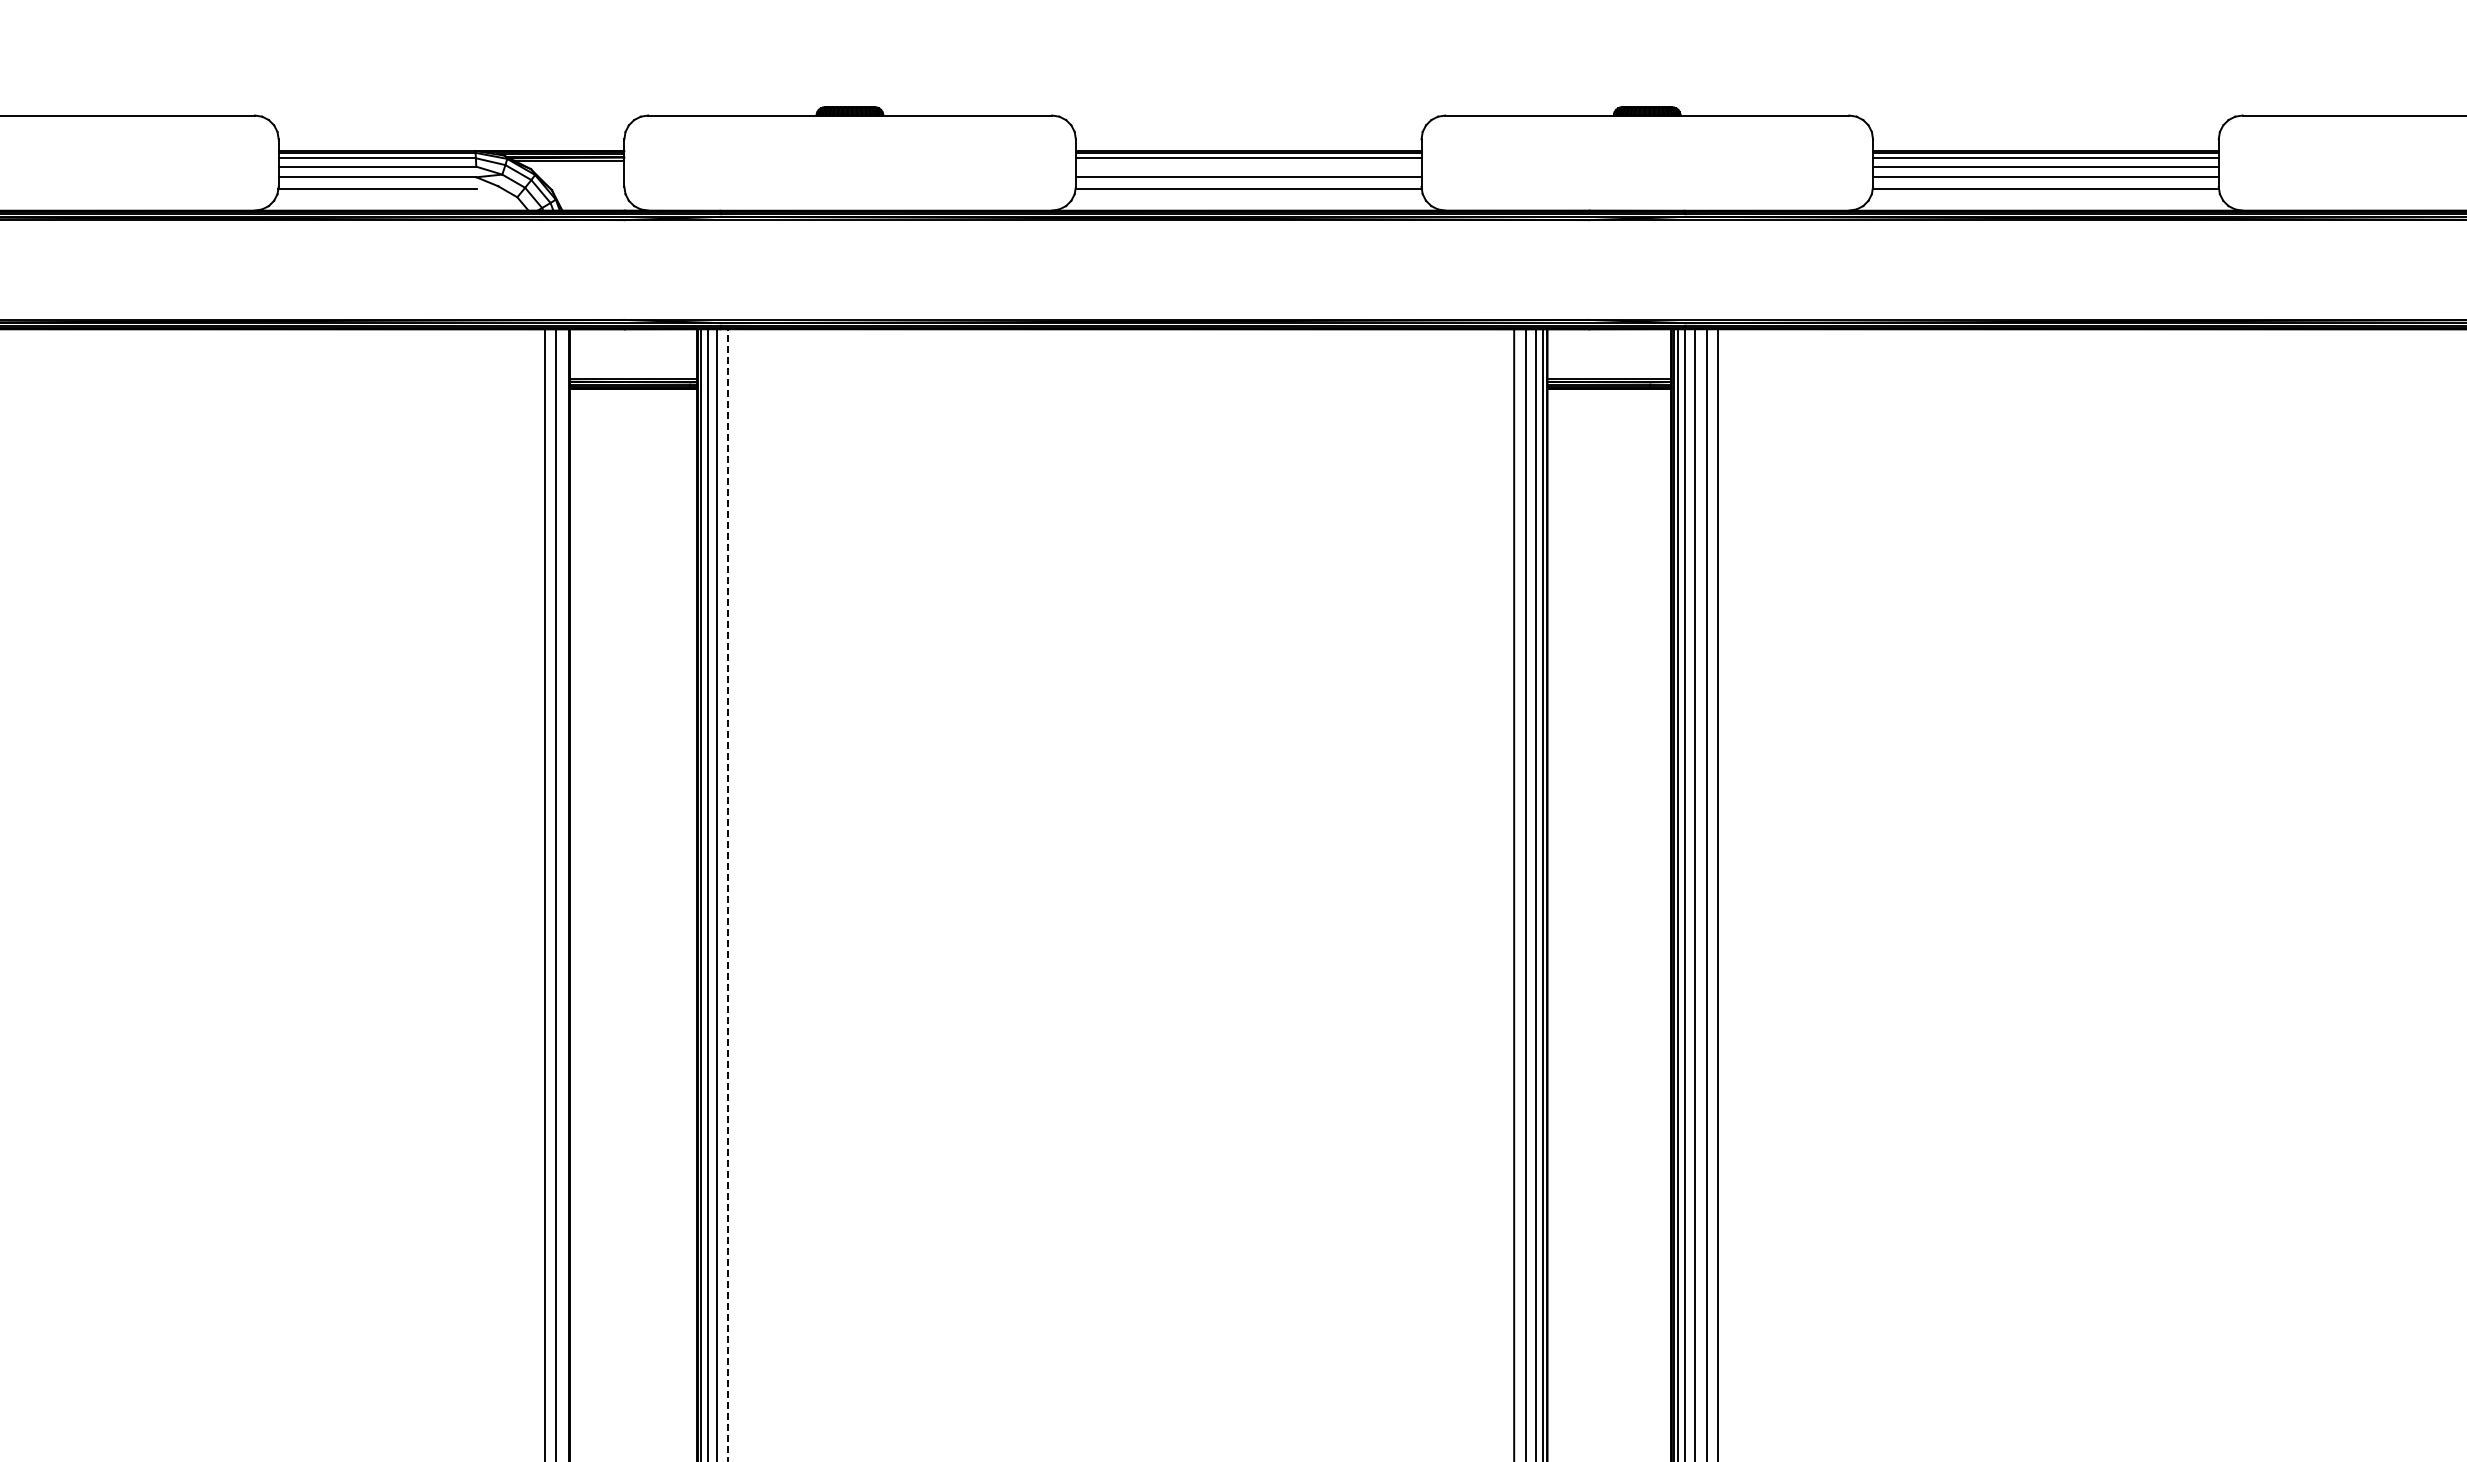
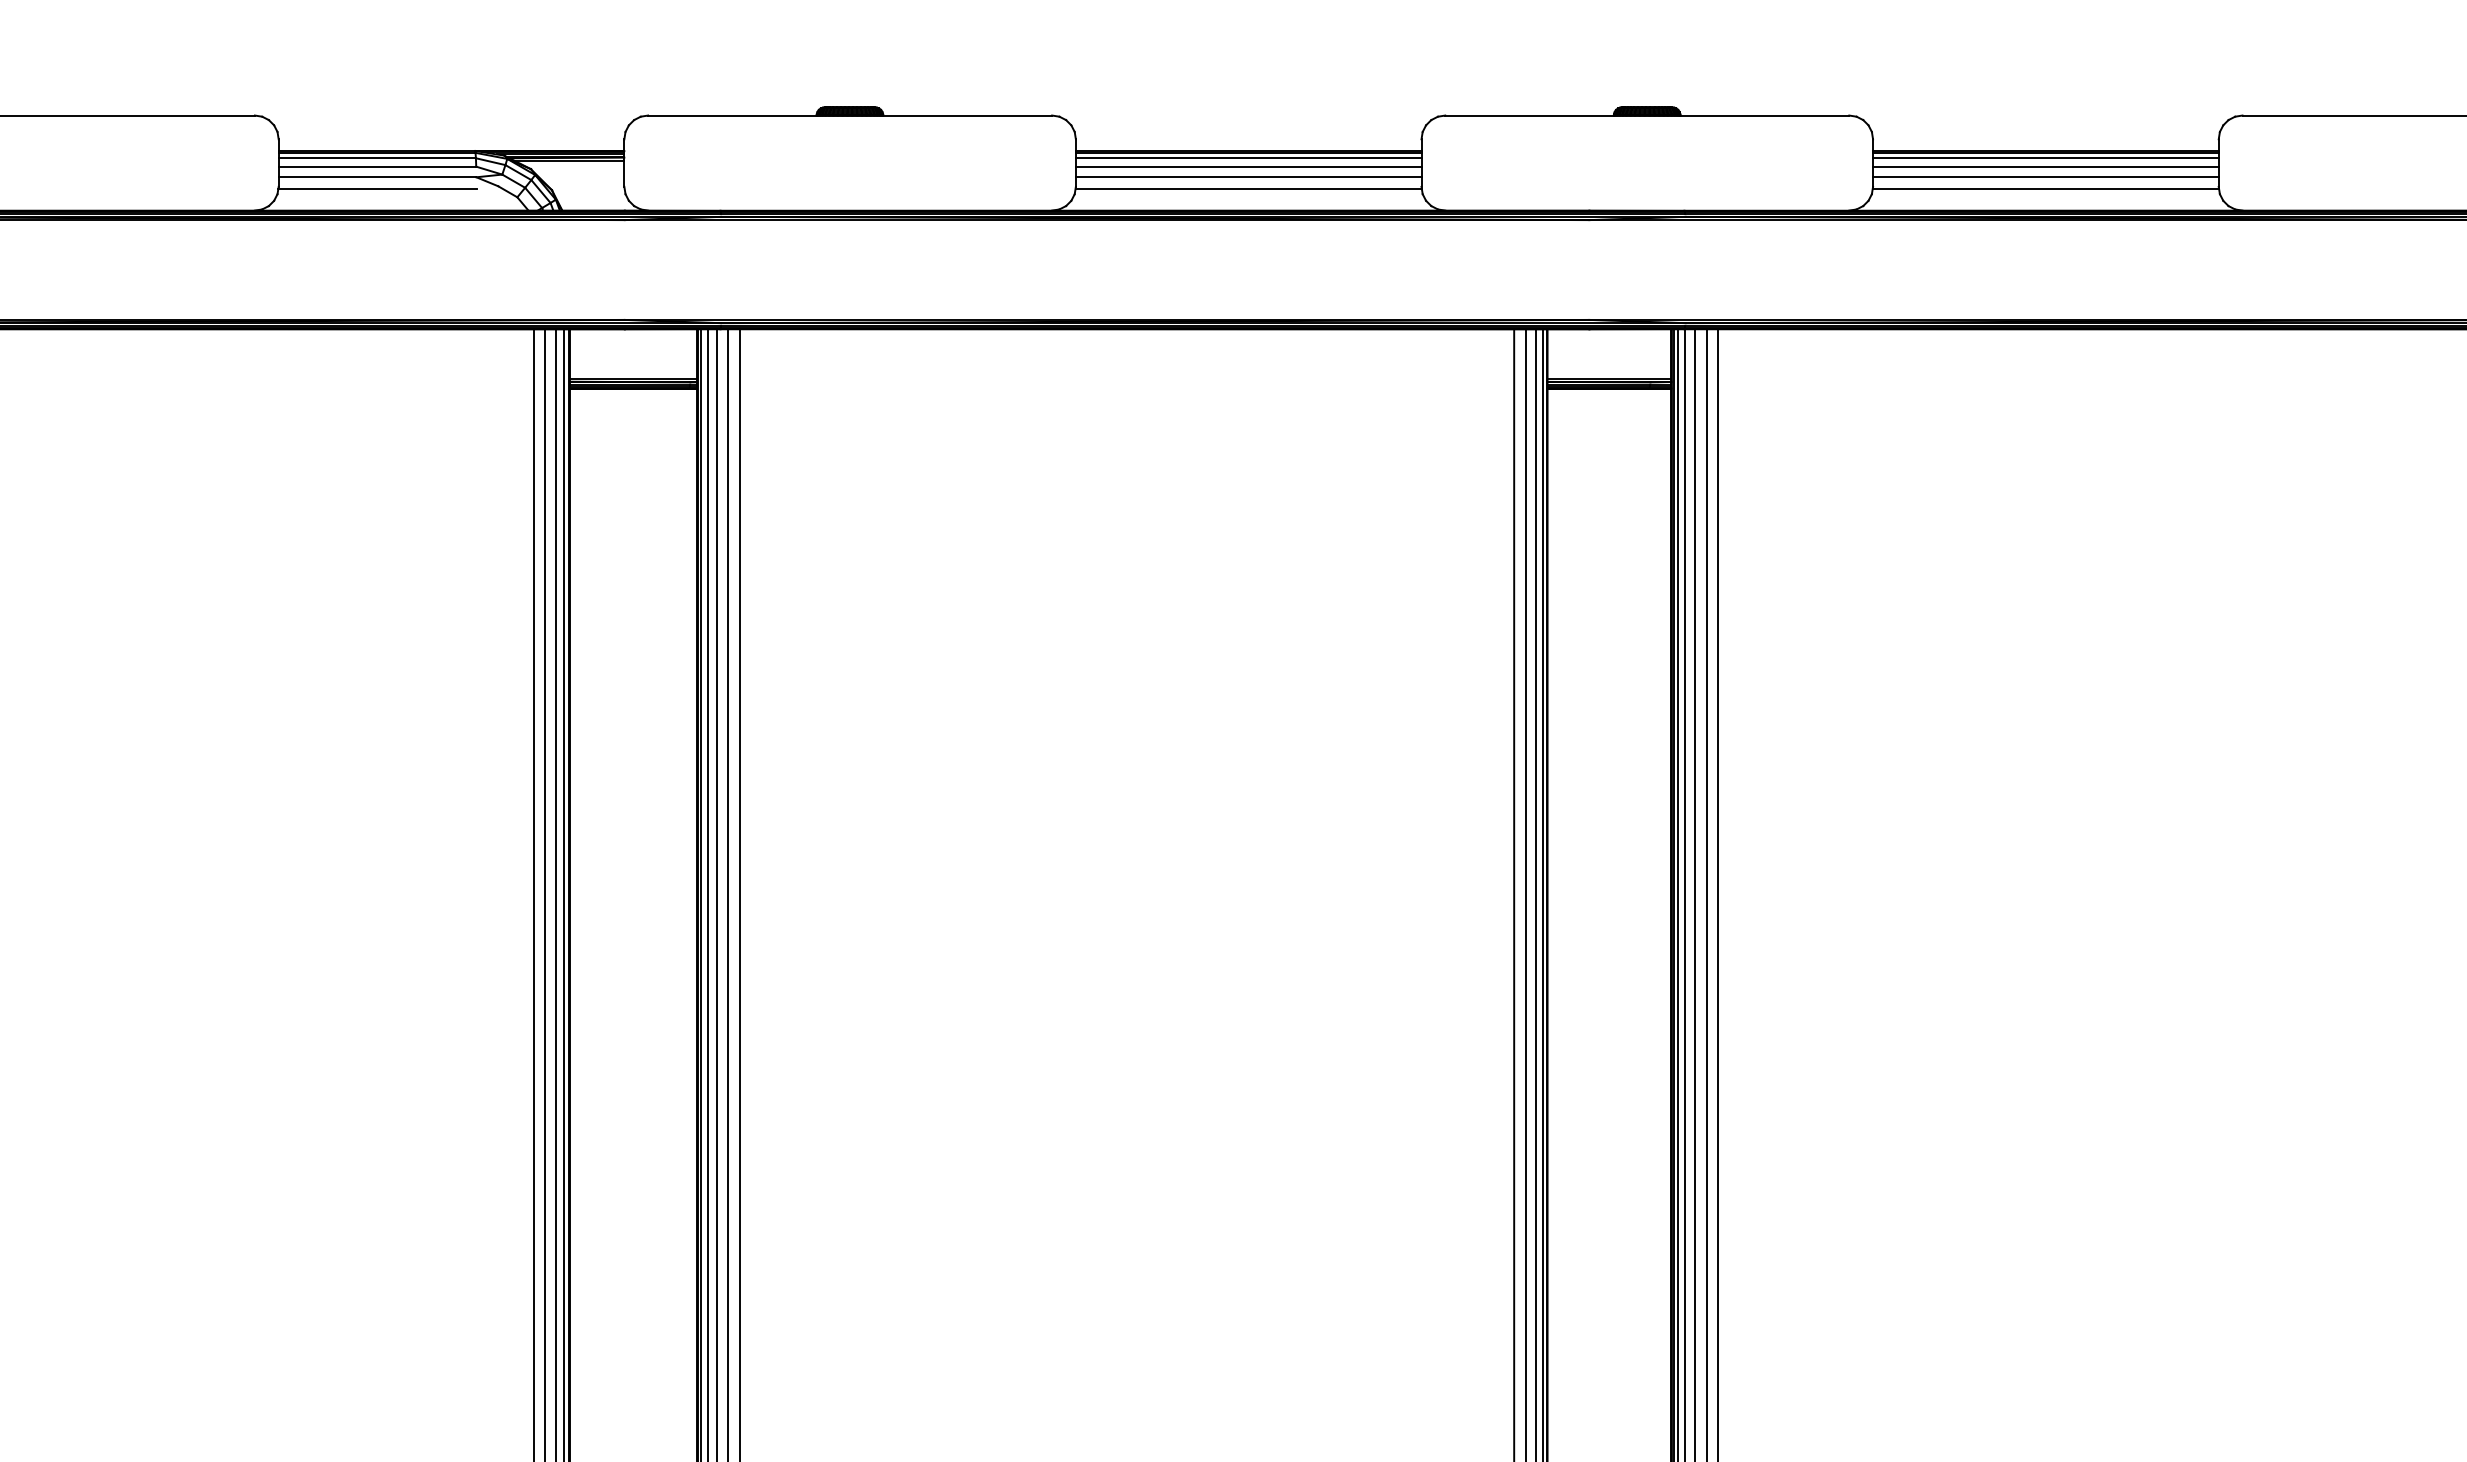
line: none -> present (1248, 166)
line: none -> present (533, 893)
line: none -> present (563, 893)
line: none -> present (739, 893)
line: dashed -> solid (728, 895)
